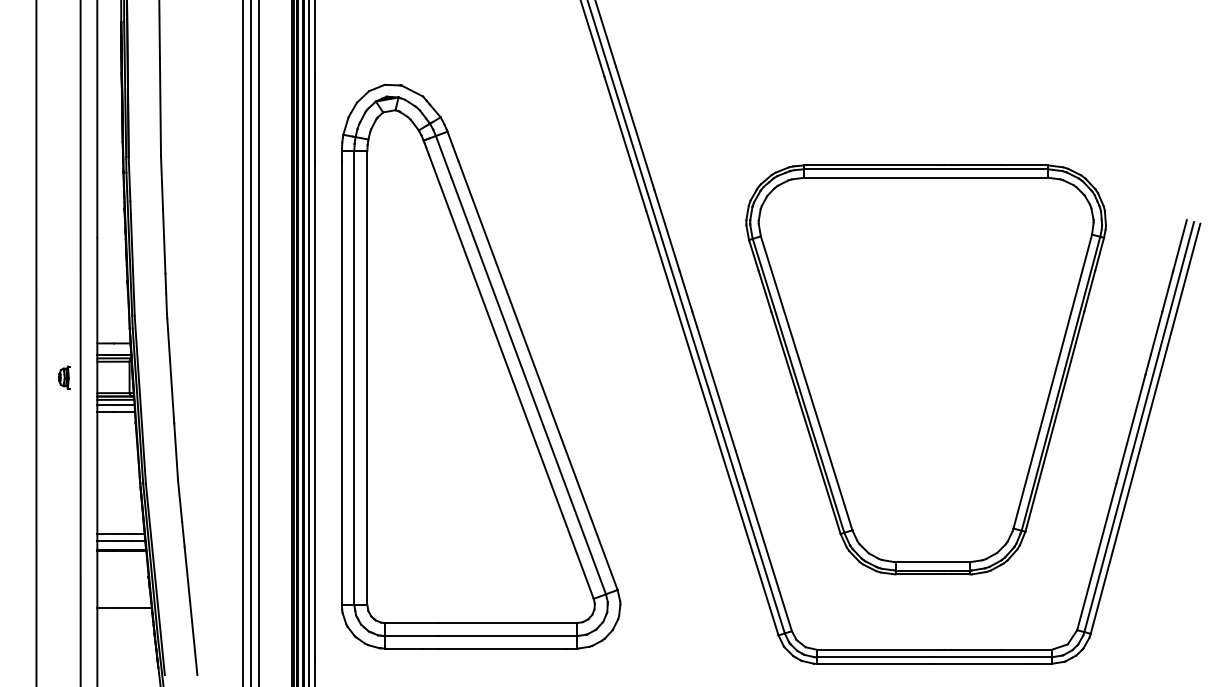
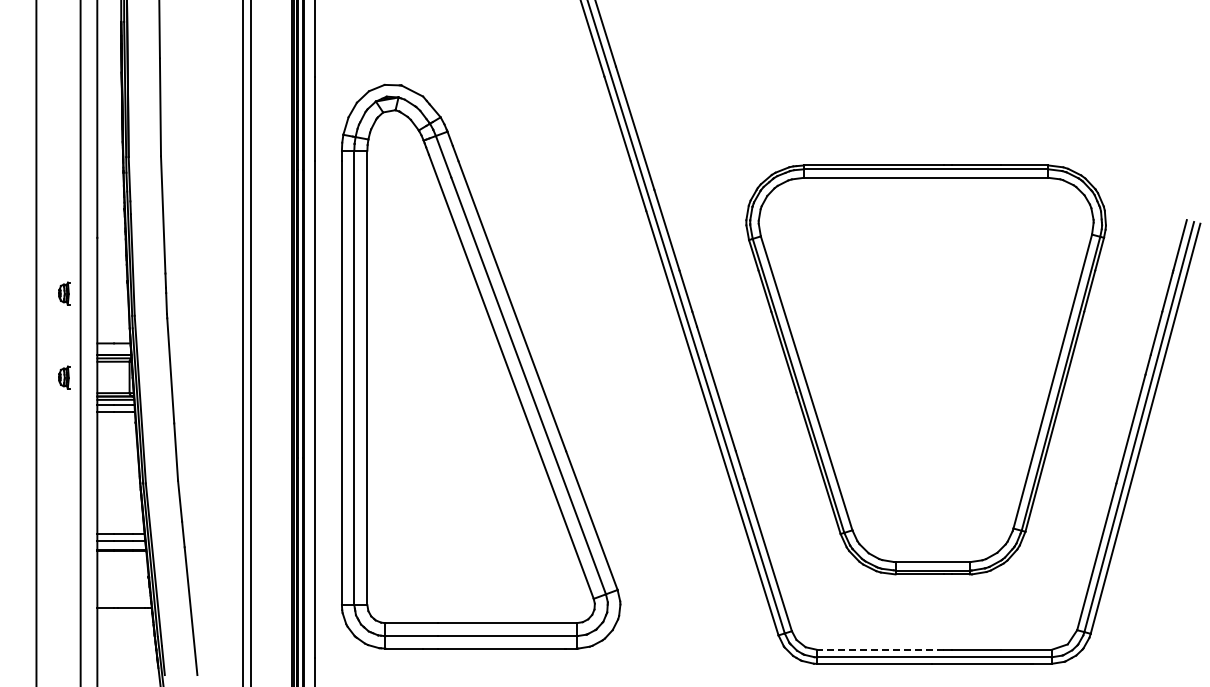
part: none -> present (64, 293)
line: present -> none (258, 342)
line: present -> none (308, 342)
line: solid -> dashed (879, 649)
